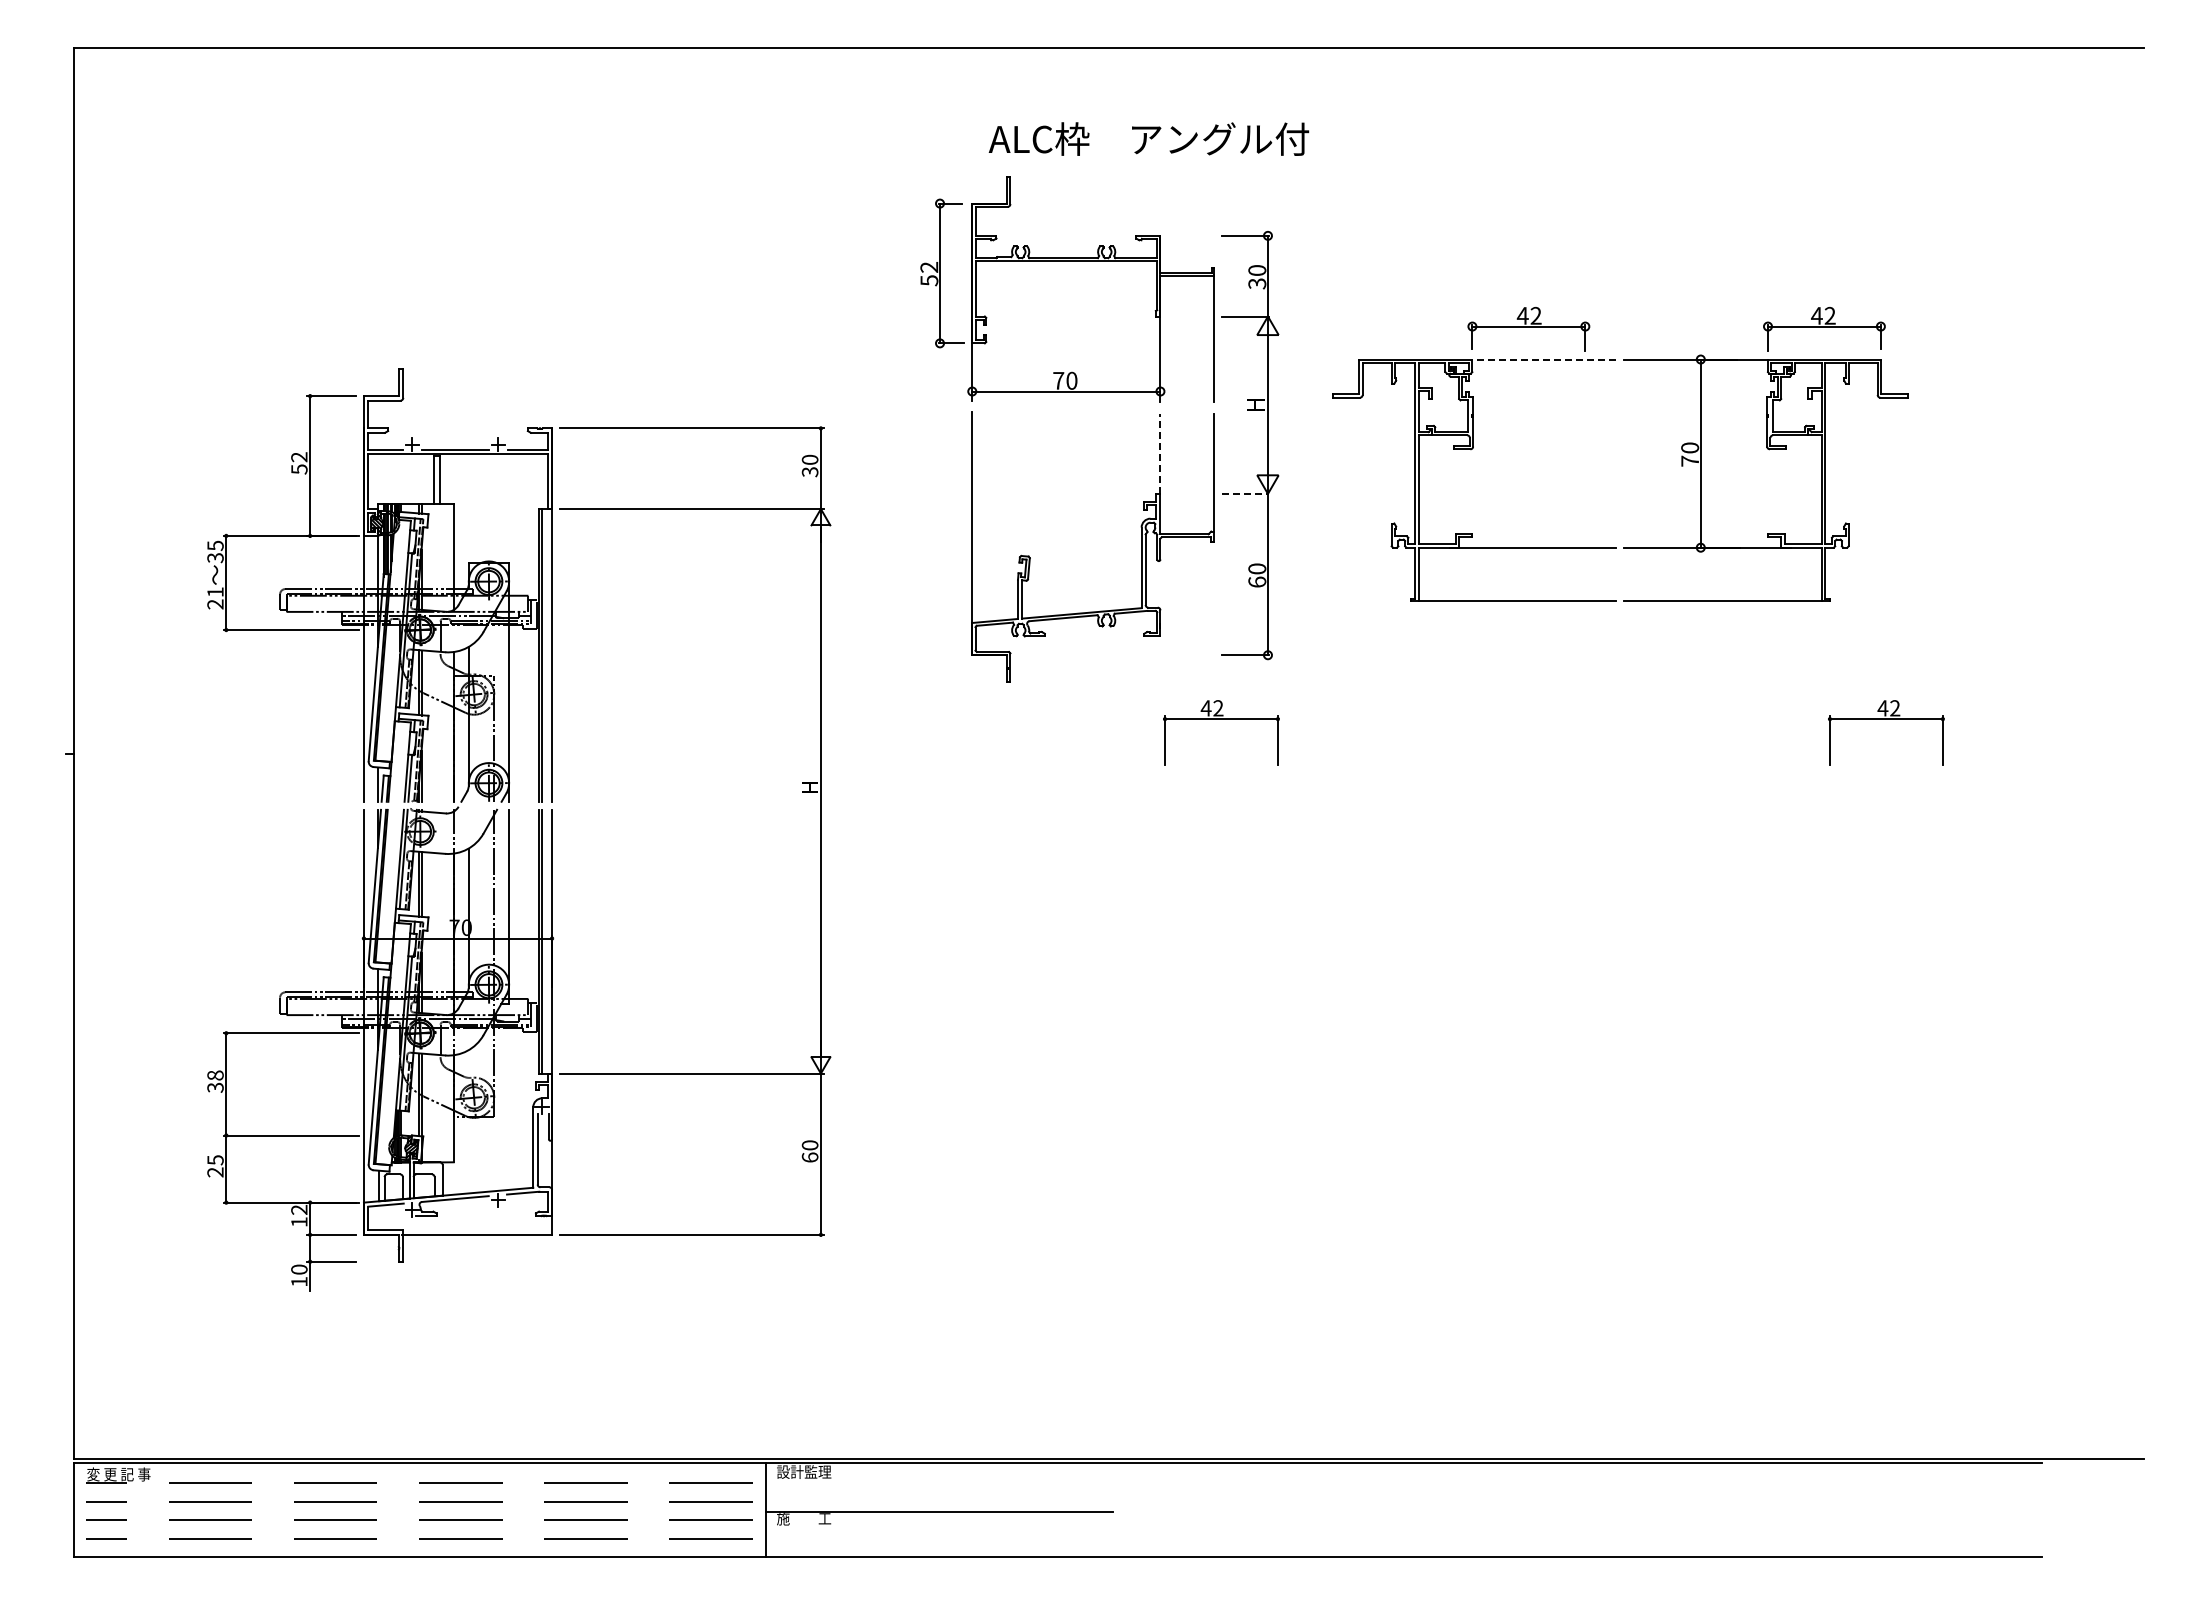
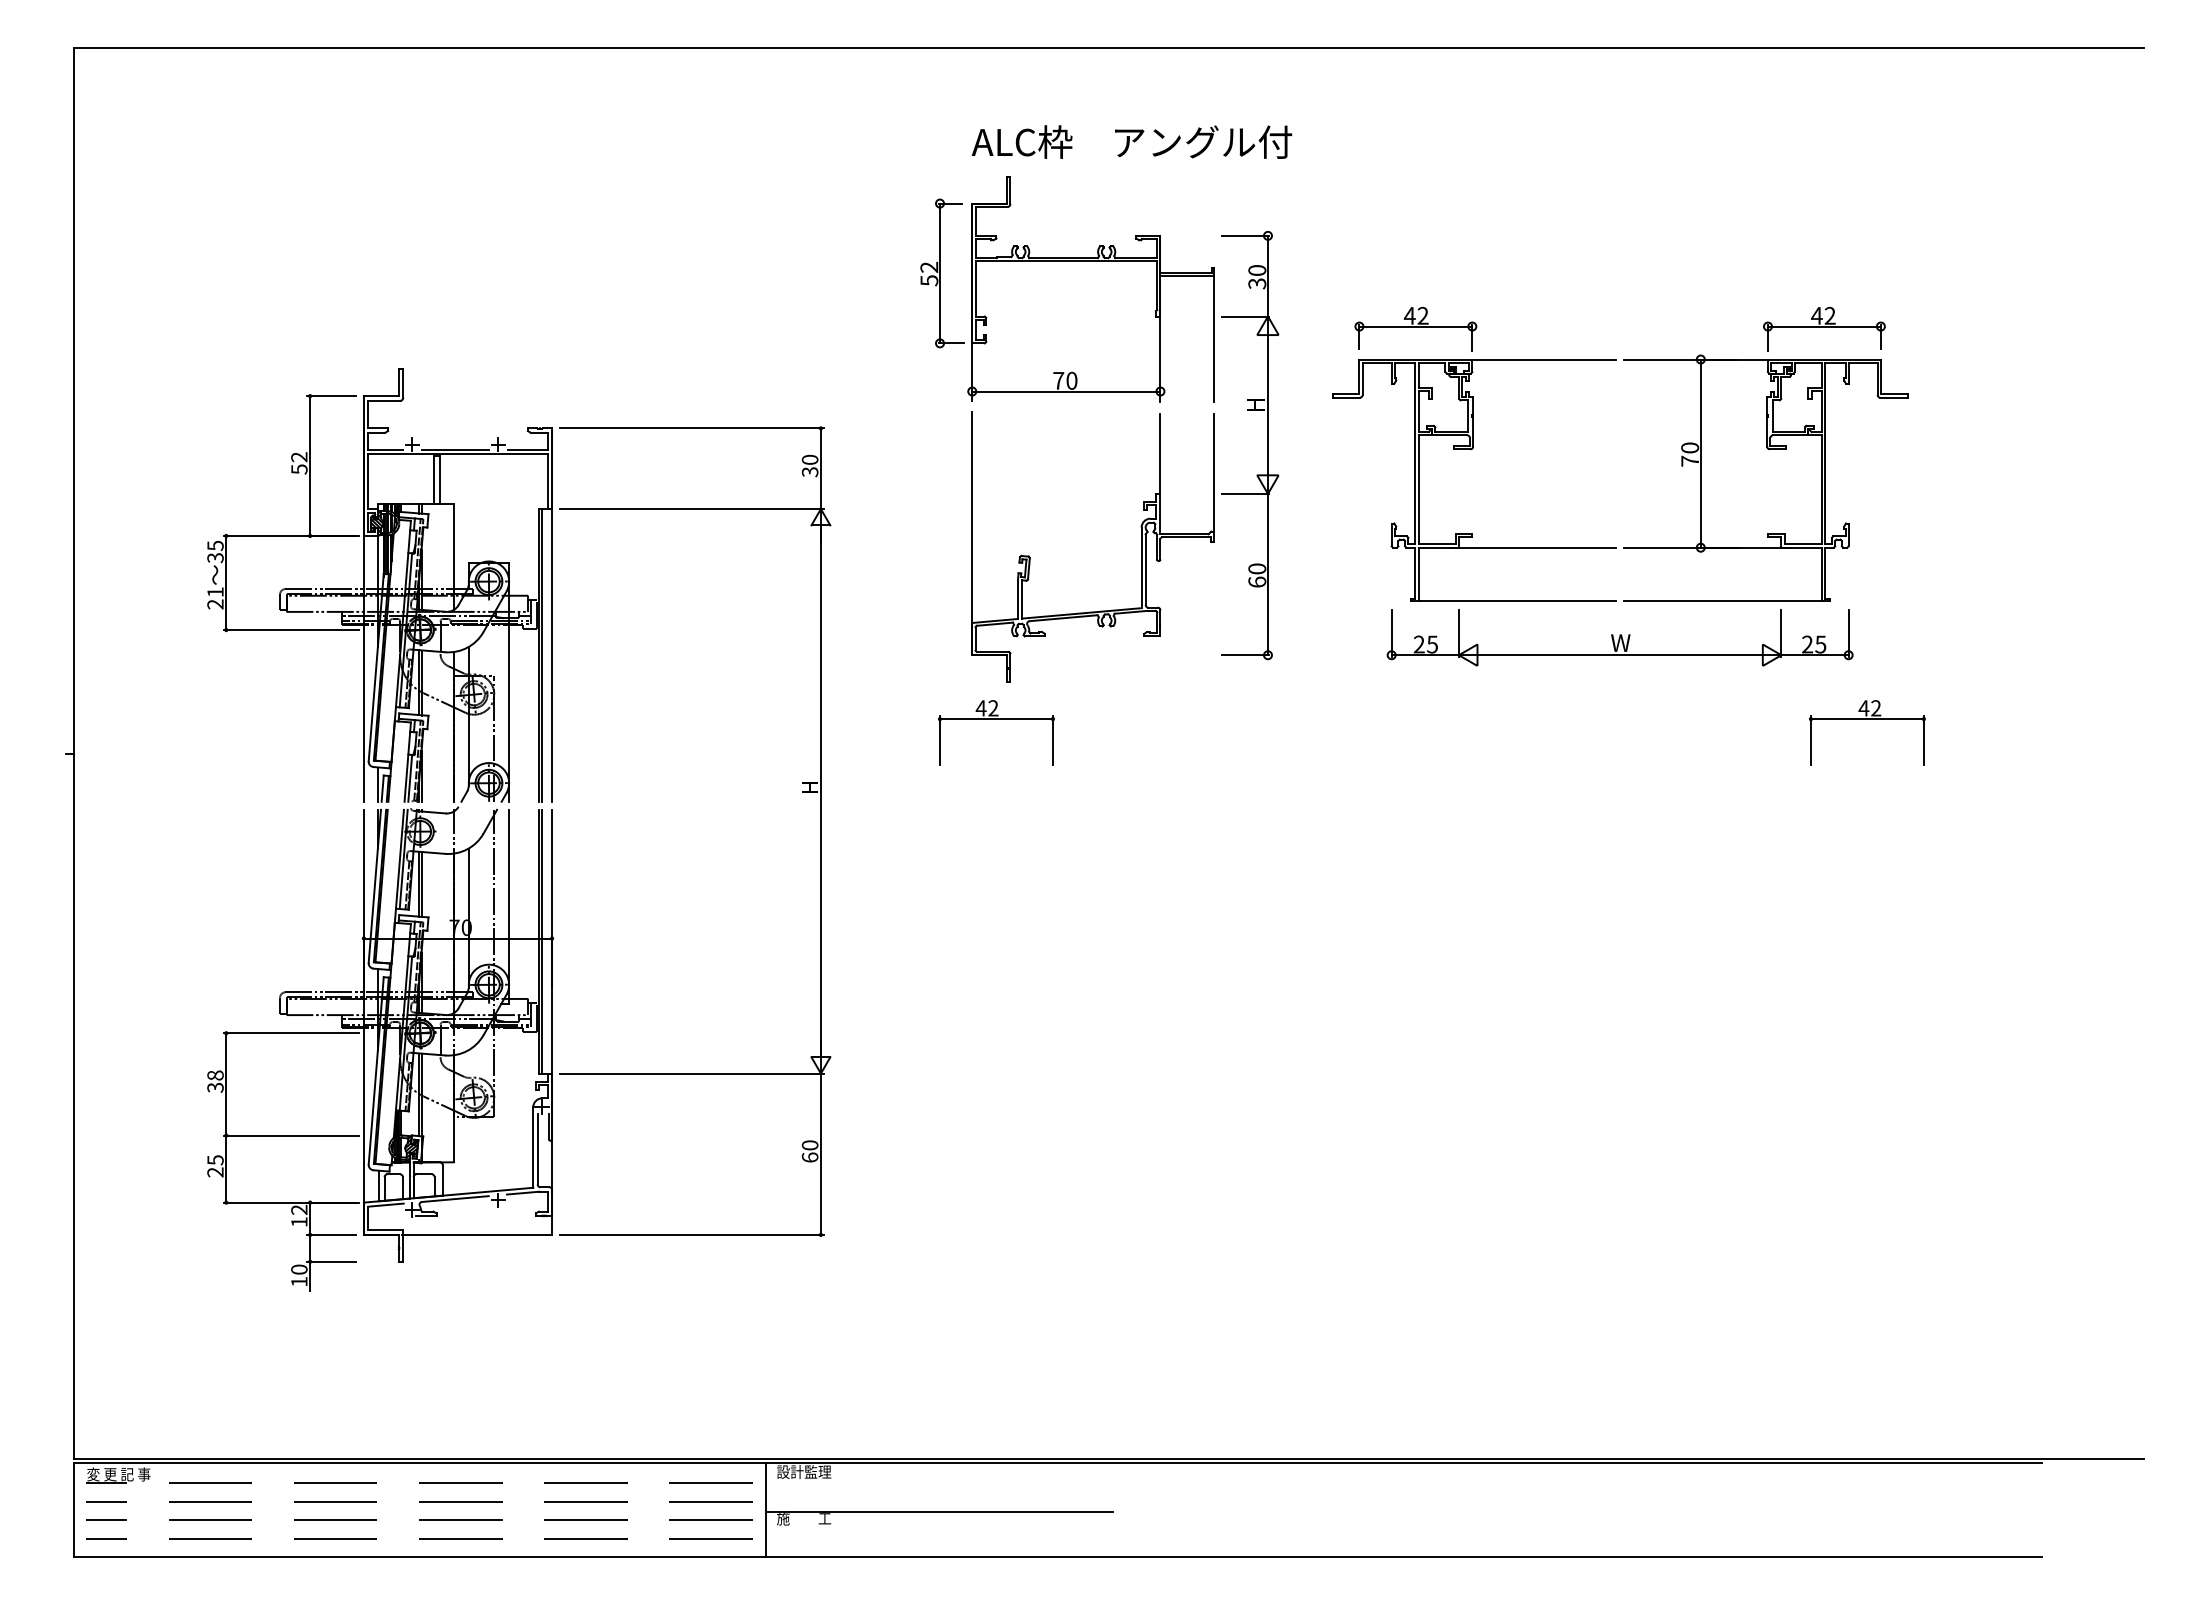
text position: (1148, 138) -> (1131, 141) (1131, 141)
part position: (1528, 329) -> (1415, 329) (1415, 329)
line: dashed -> solid (1544, 359)
line: dashed -> solid (1160, 453)
line: dashed -> solid (1245, 493)
part: none -> present (1619, 637)
part position: (1221, 719) -> (996, 719) (996, 719)
part position: (1886, 719) -> (1867, 719) (1867, 719)
